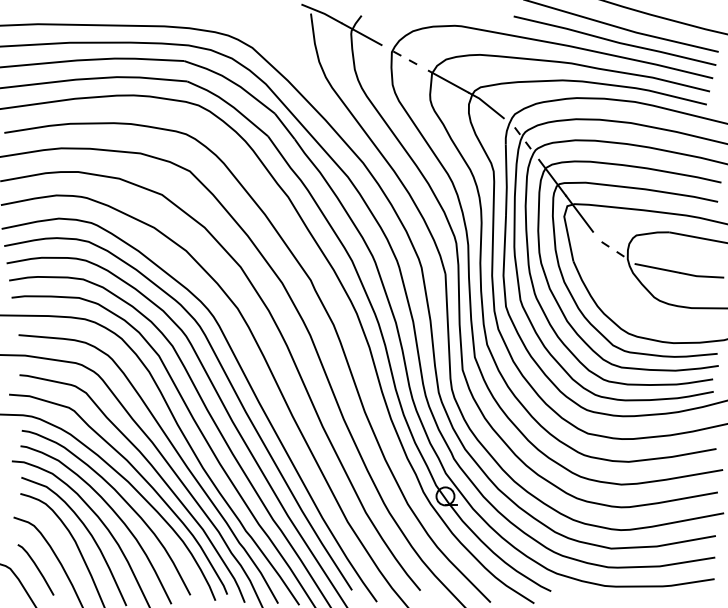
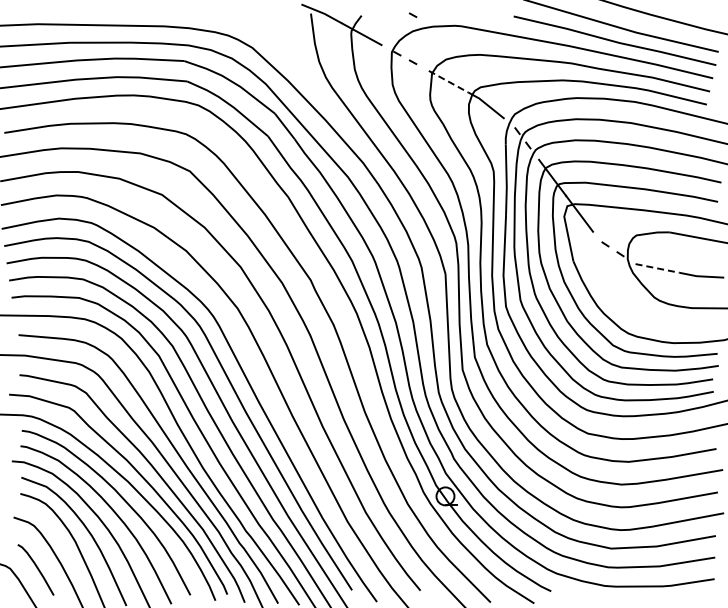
line: none -> present (412, 14)
line: solid -> dashed (449, 81)
line: solid -> dashed (658, 268)
